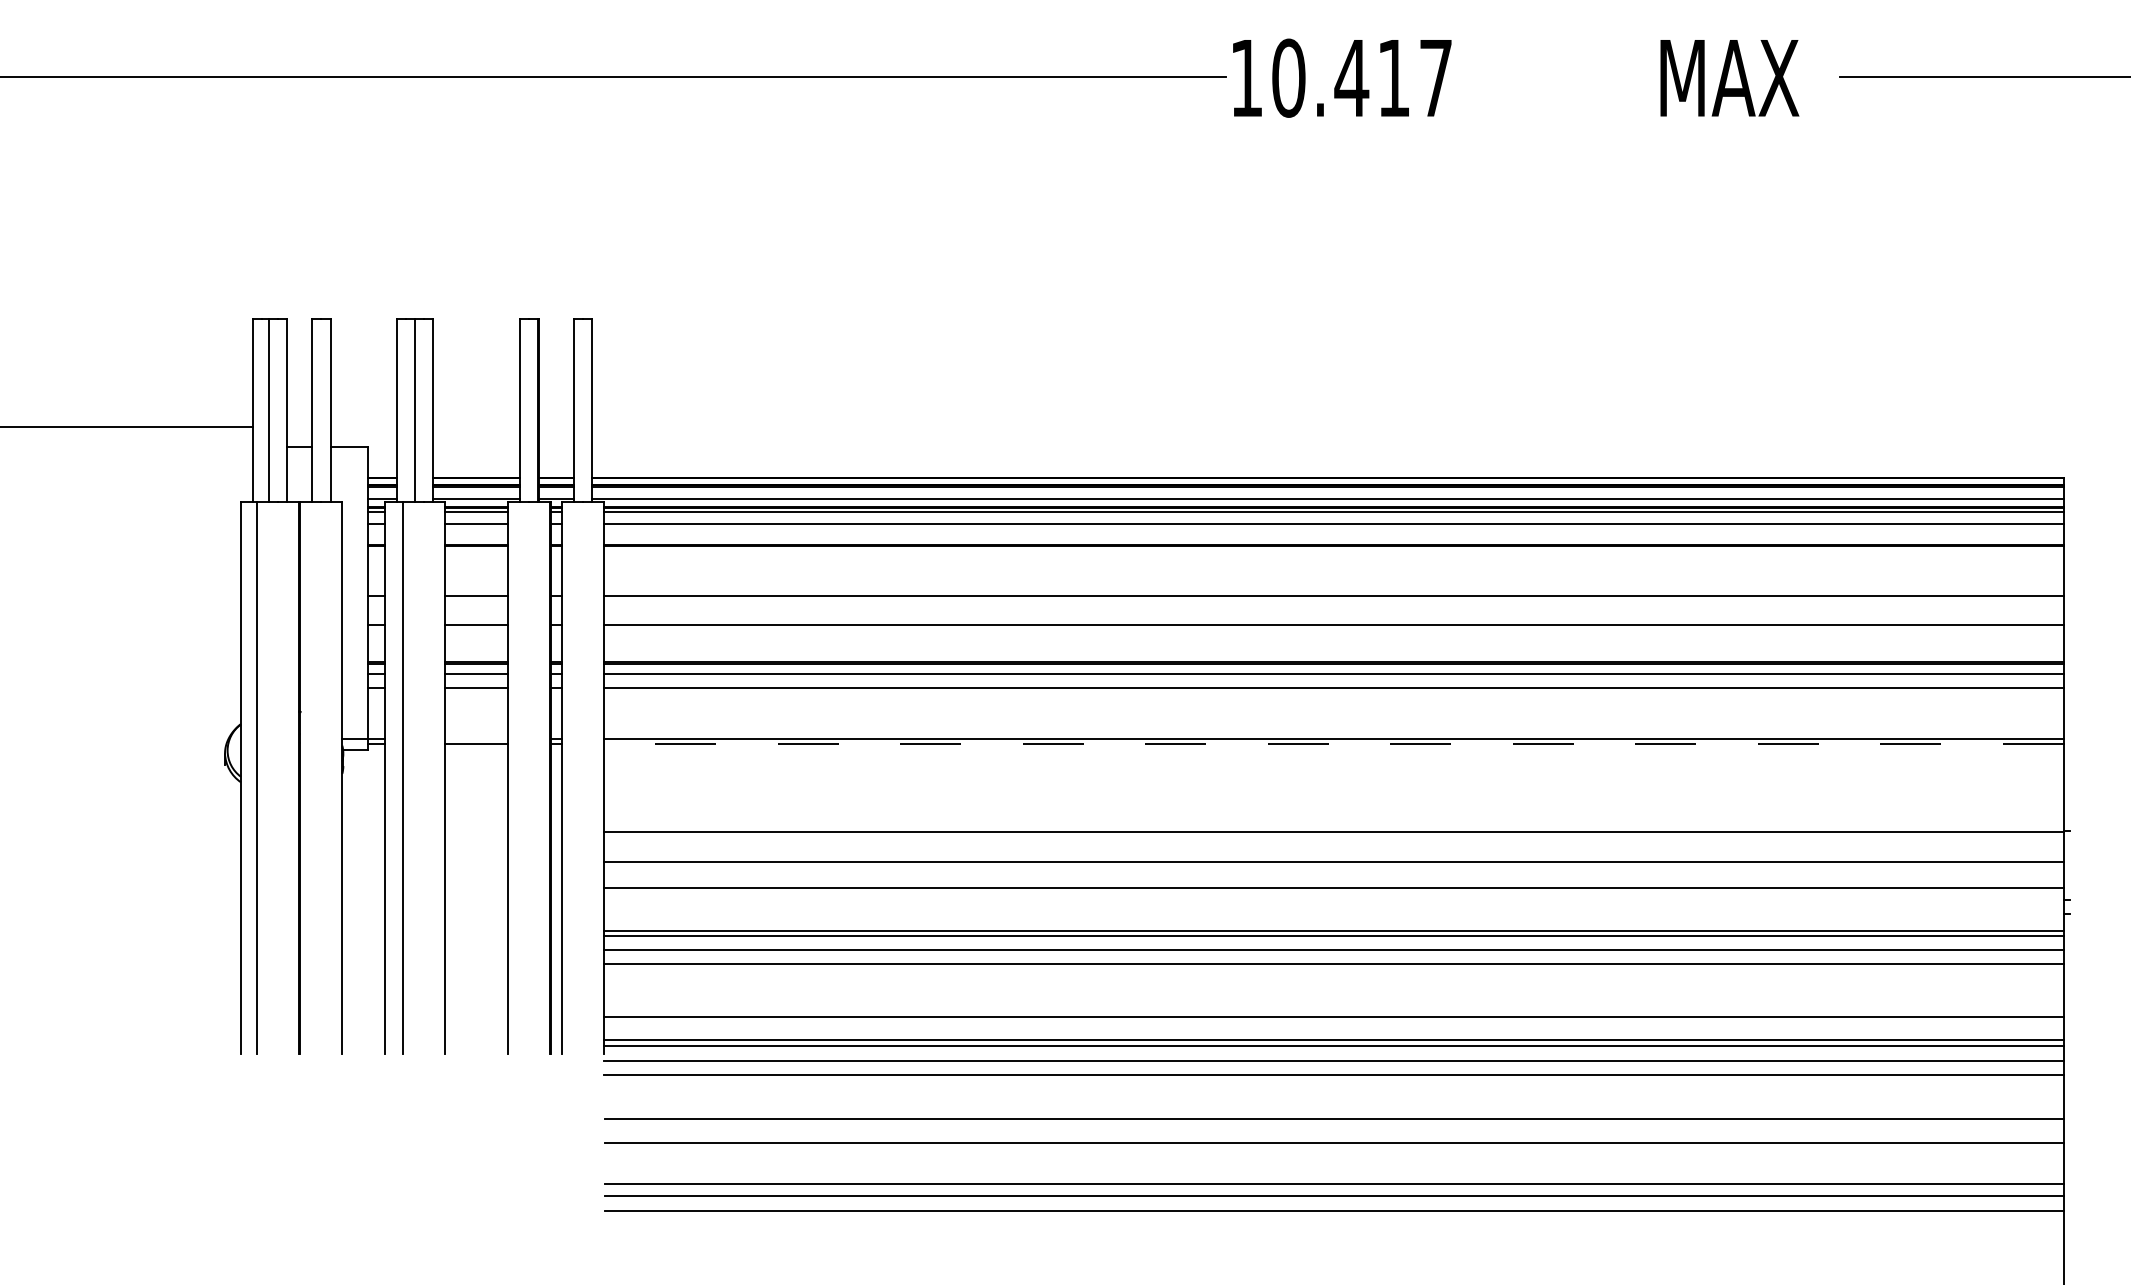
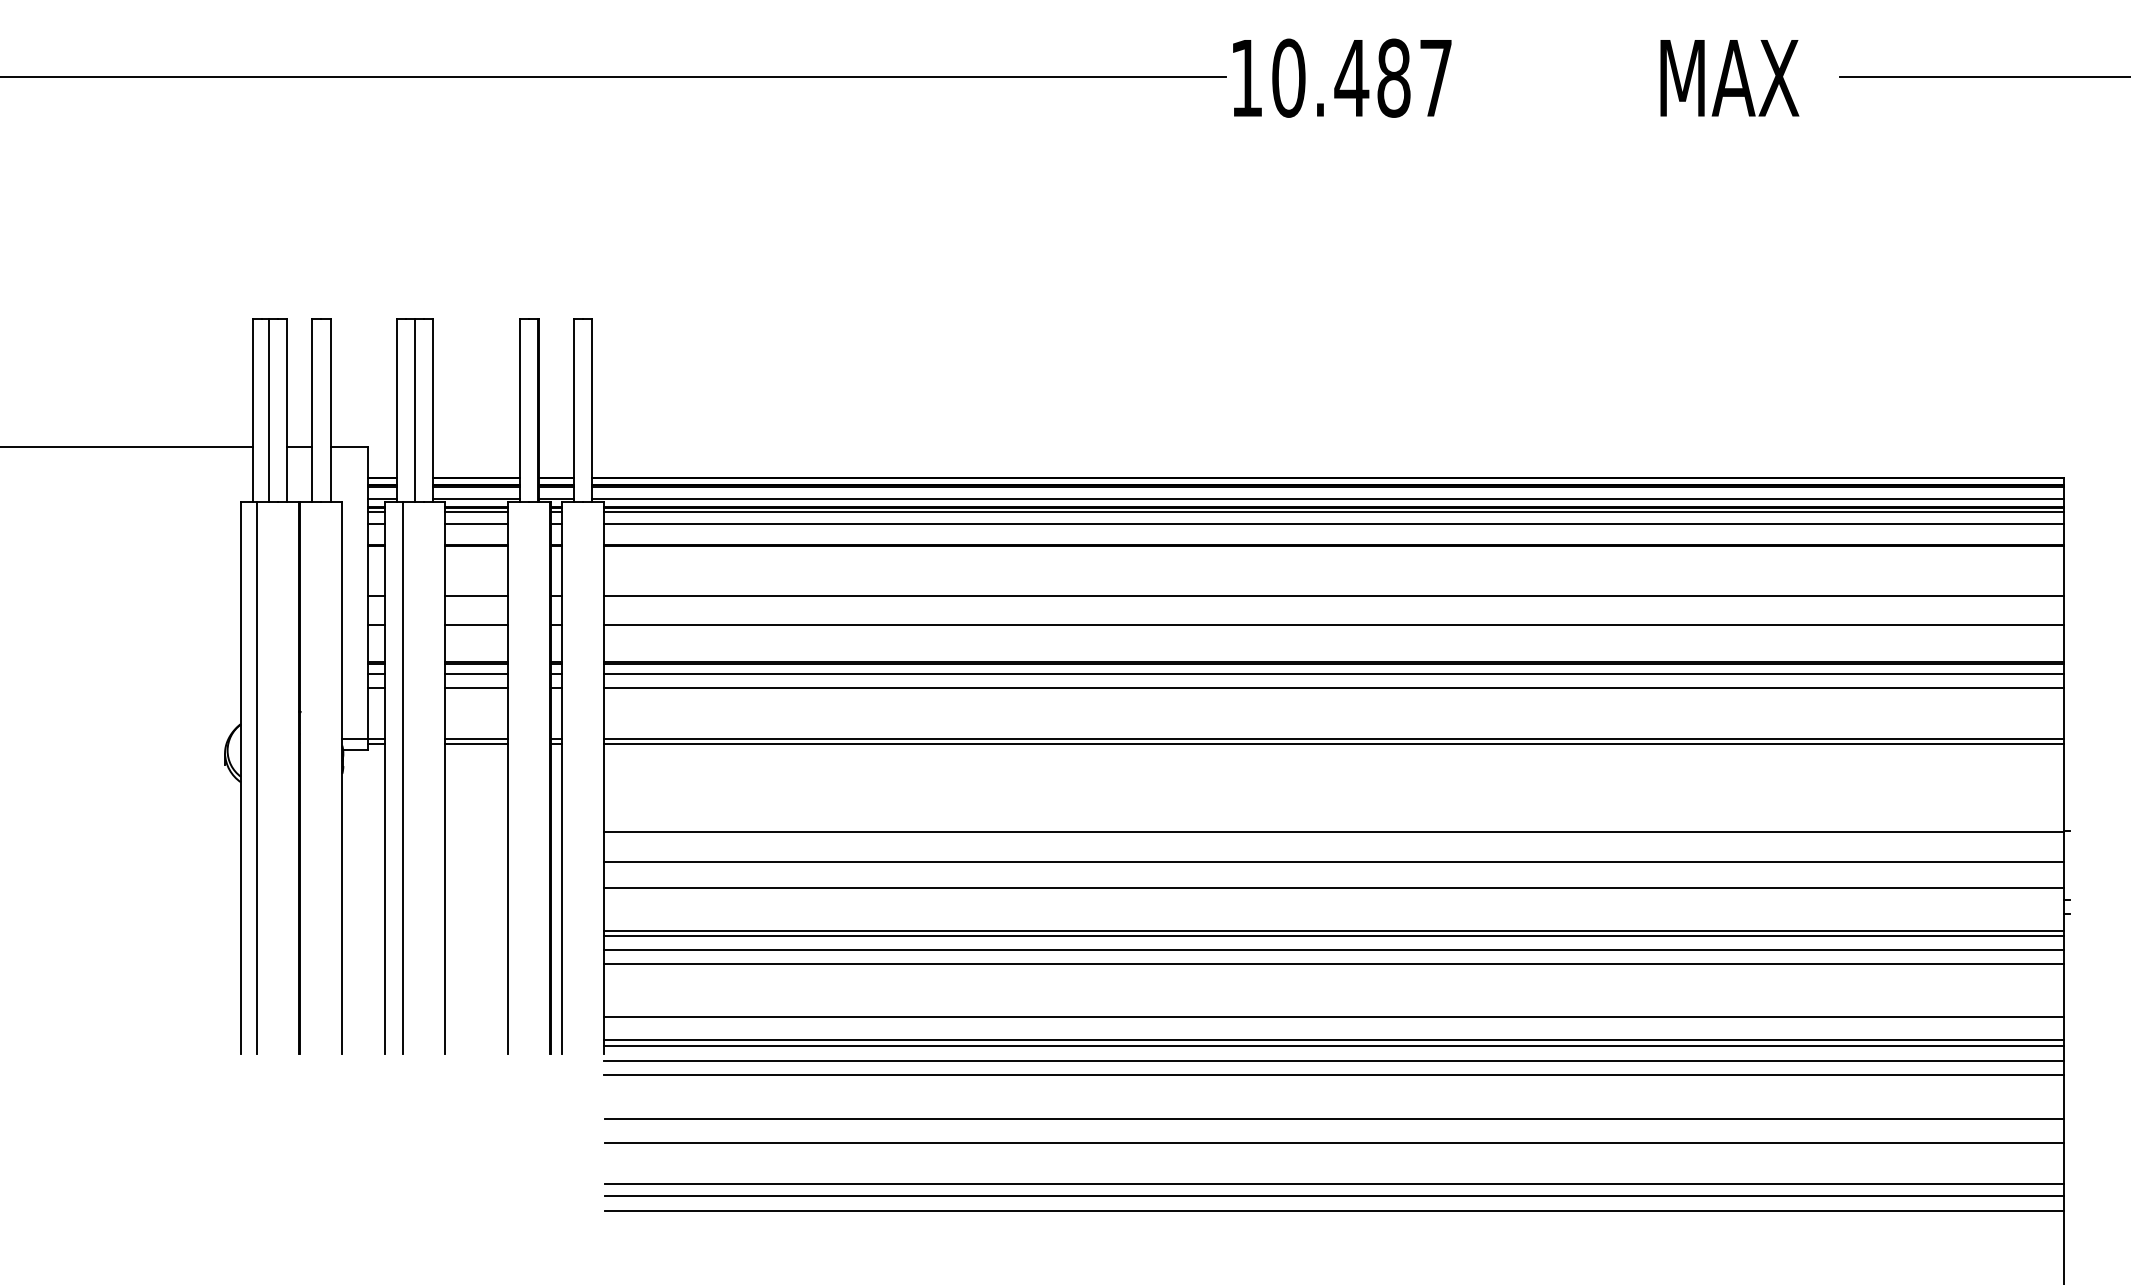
text: 10.417 -> 10.487 (1393, 77)
line position: (127, 427) -> (127, 447) (127, 447)
line: none -> present (476, 738)
line: dashed -> solid (1333, 744)
